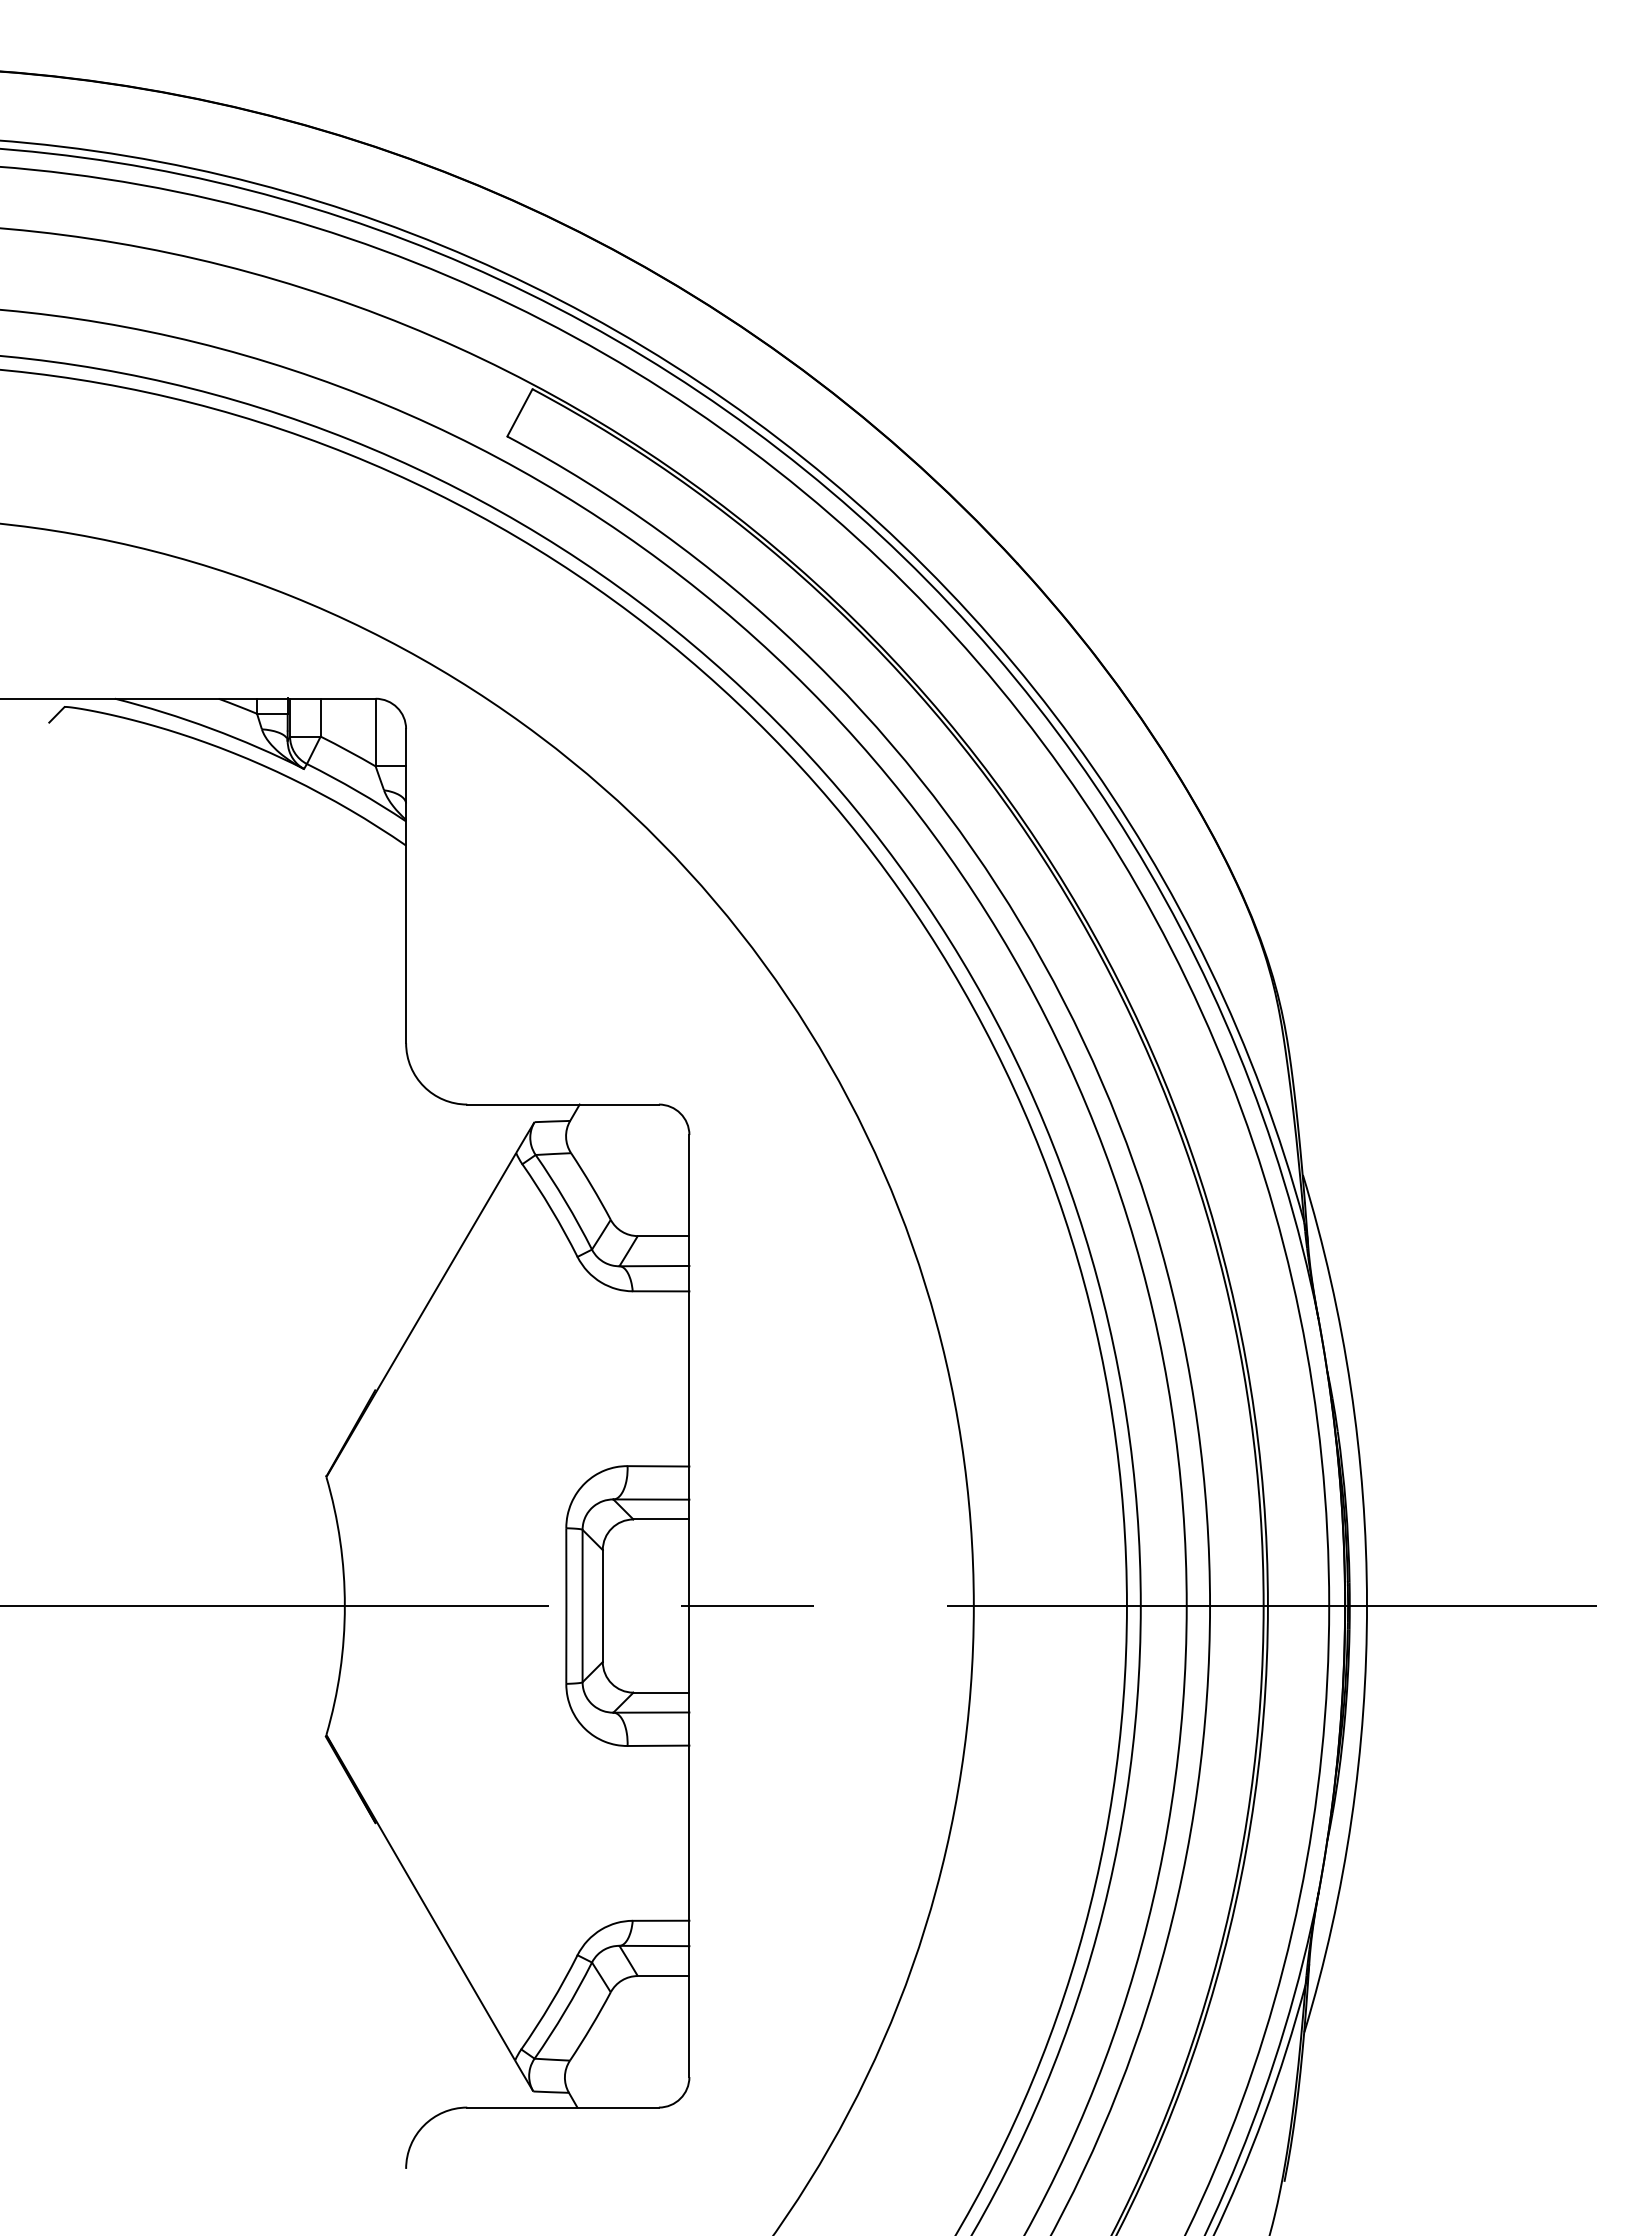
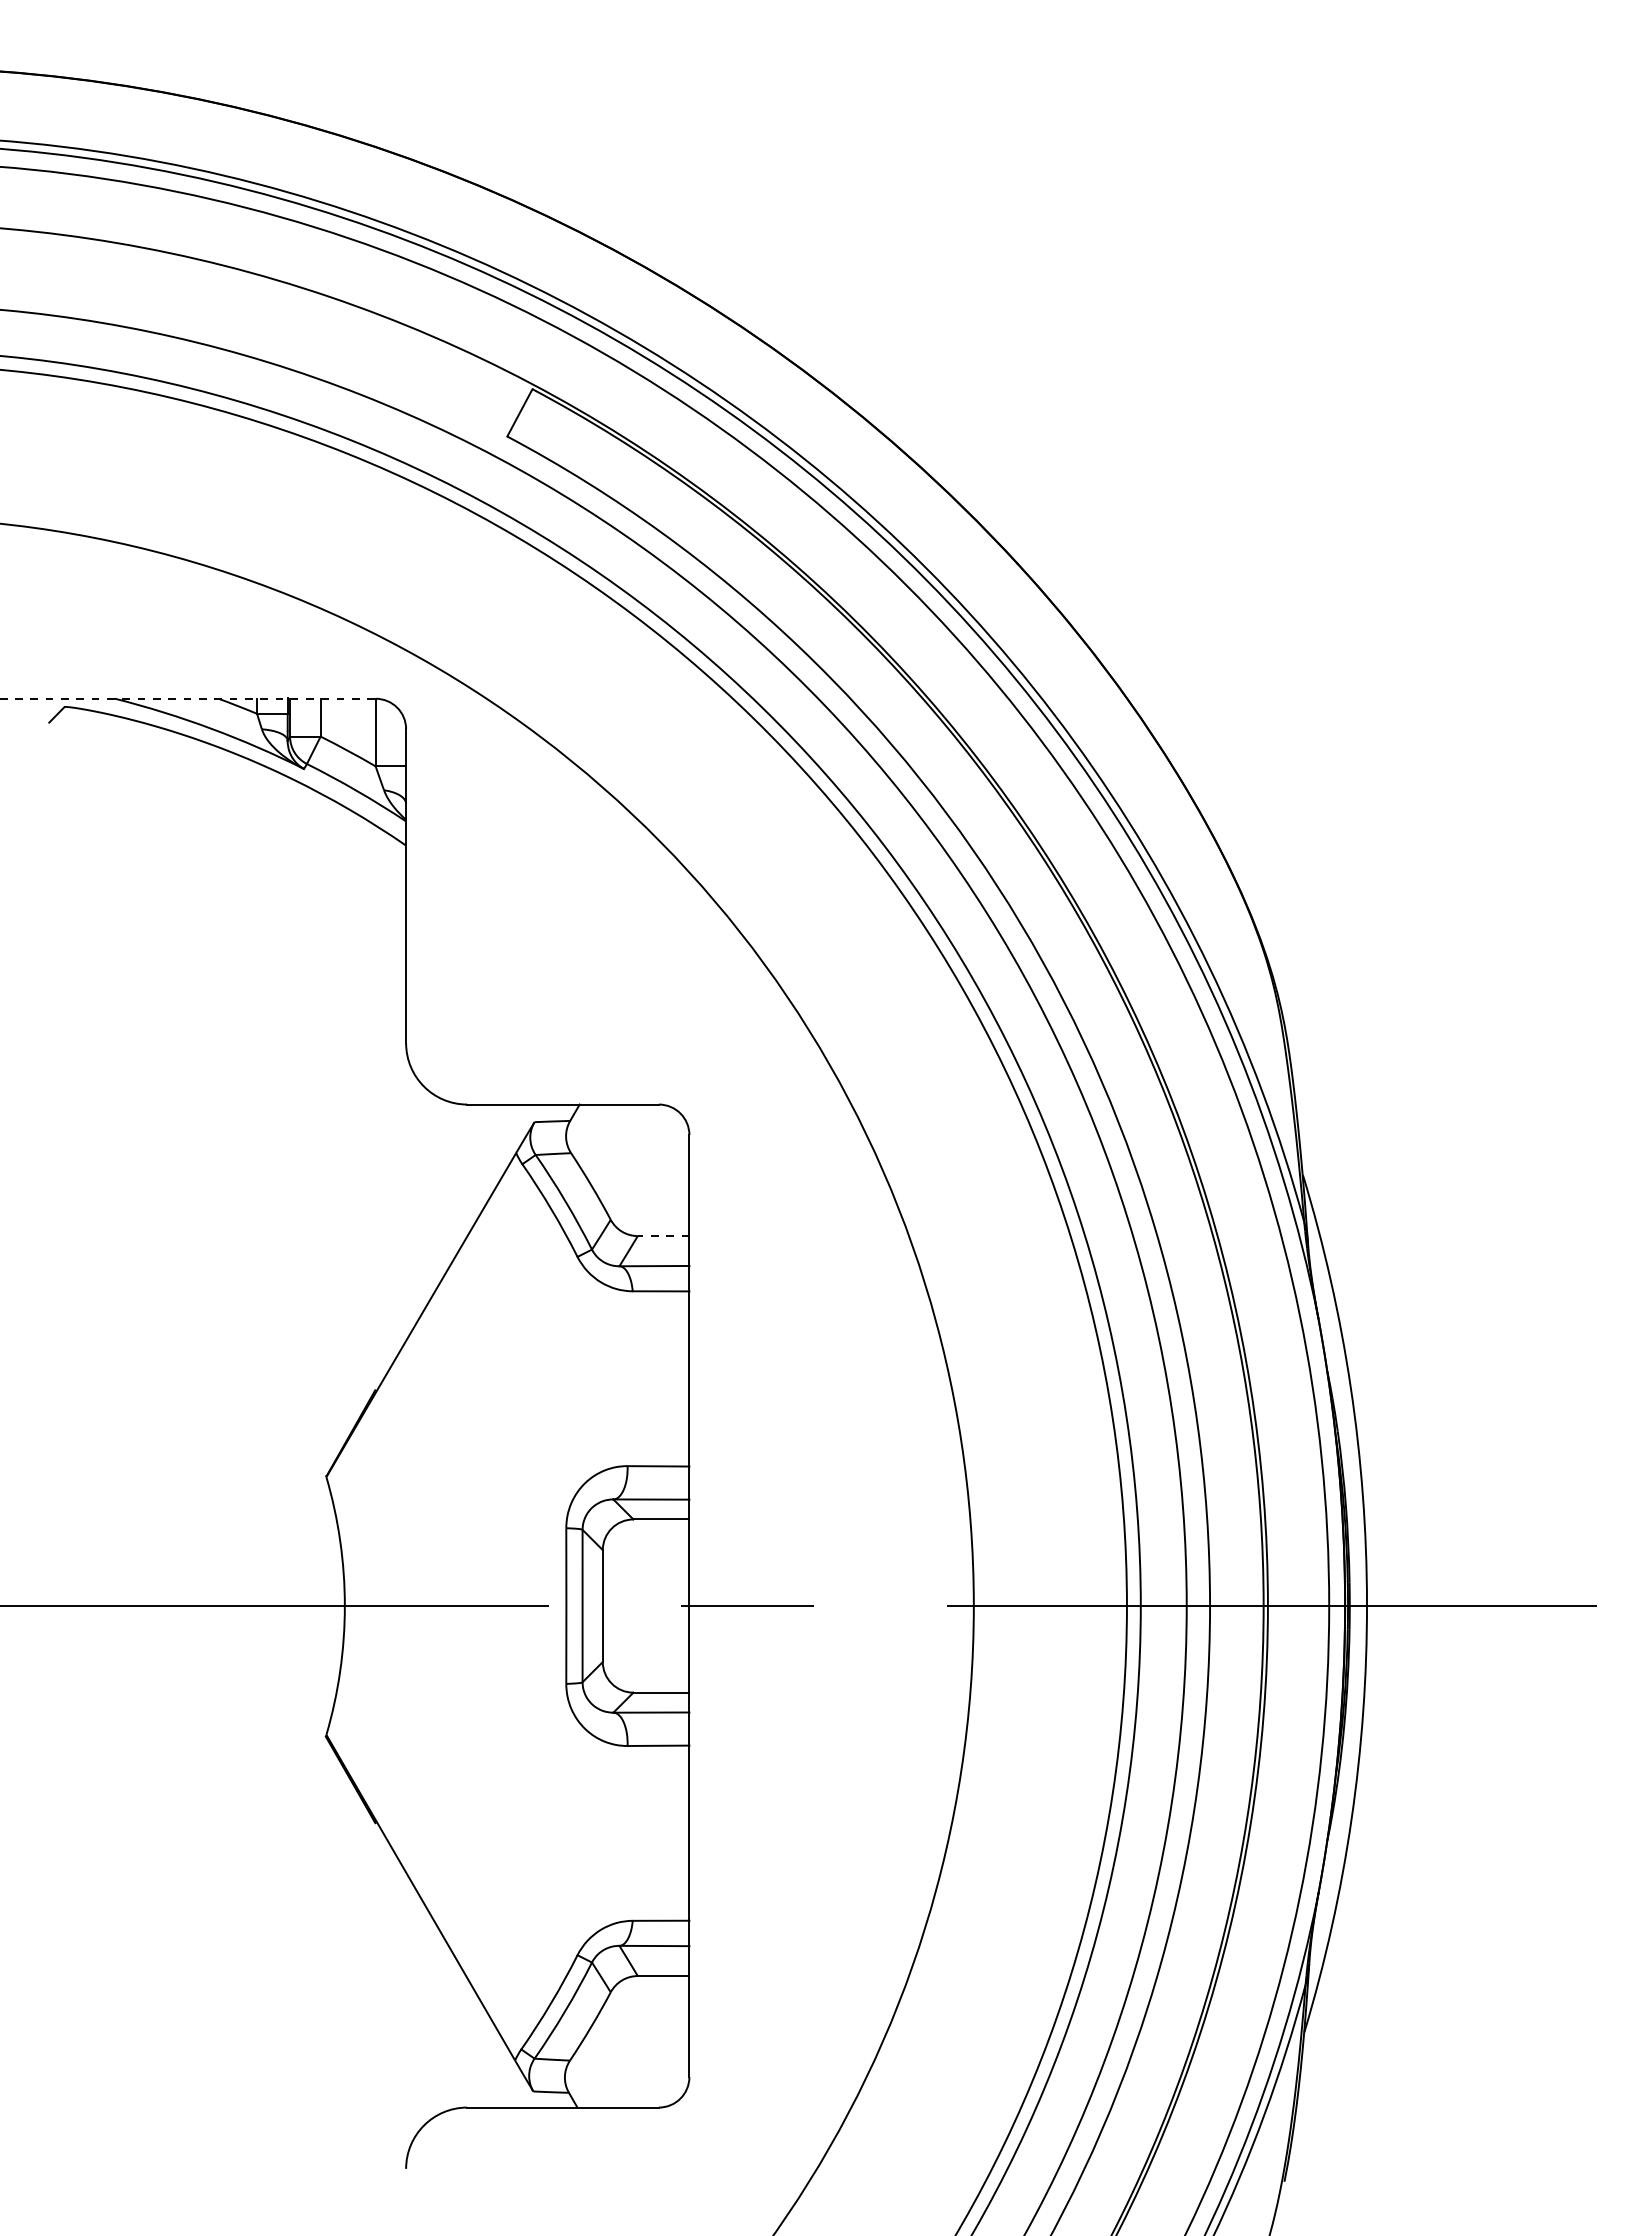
line: solid -> dashed (188, 698)
line: solid -> dashed (663, 1236)
